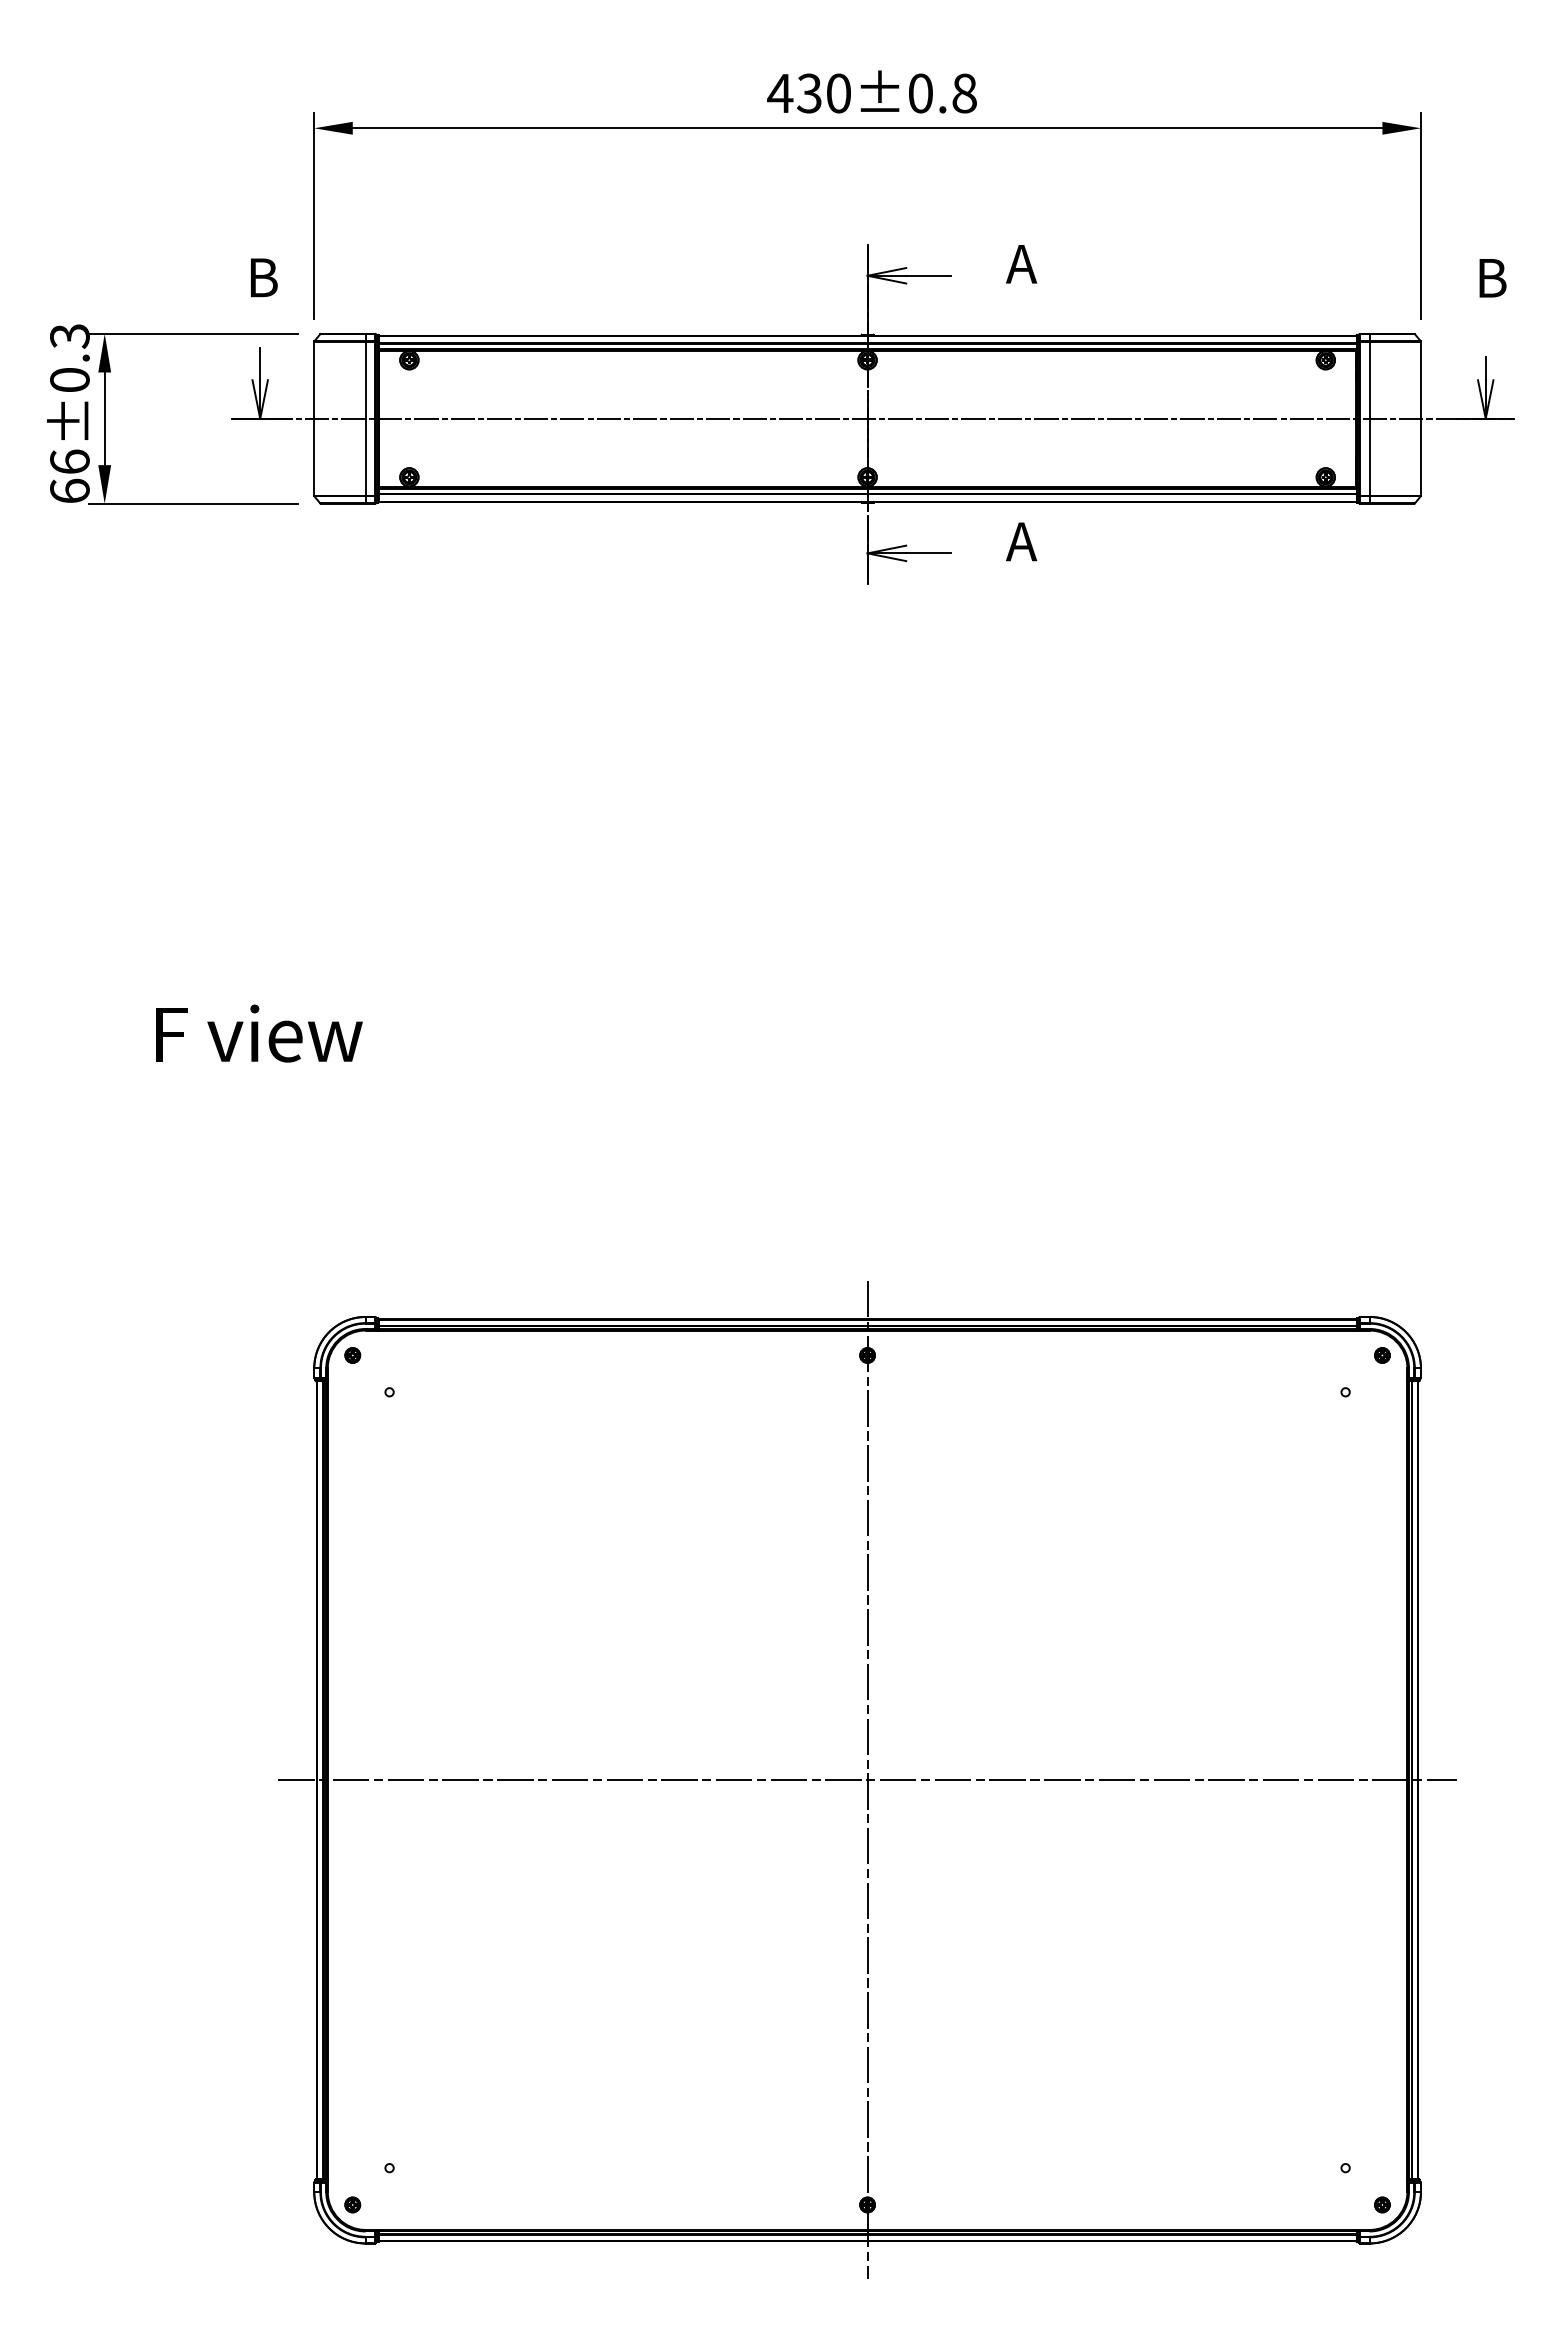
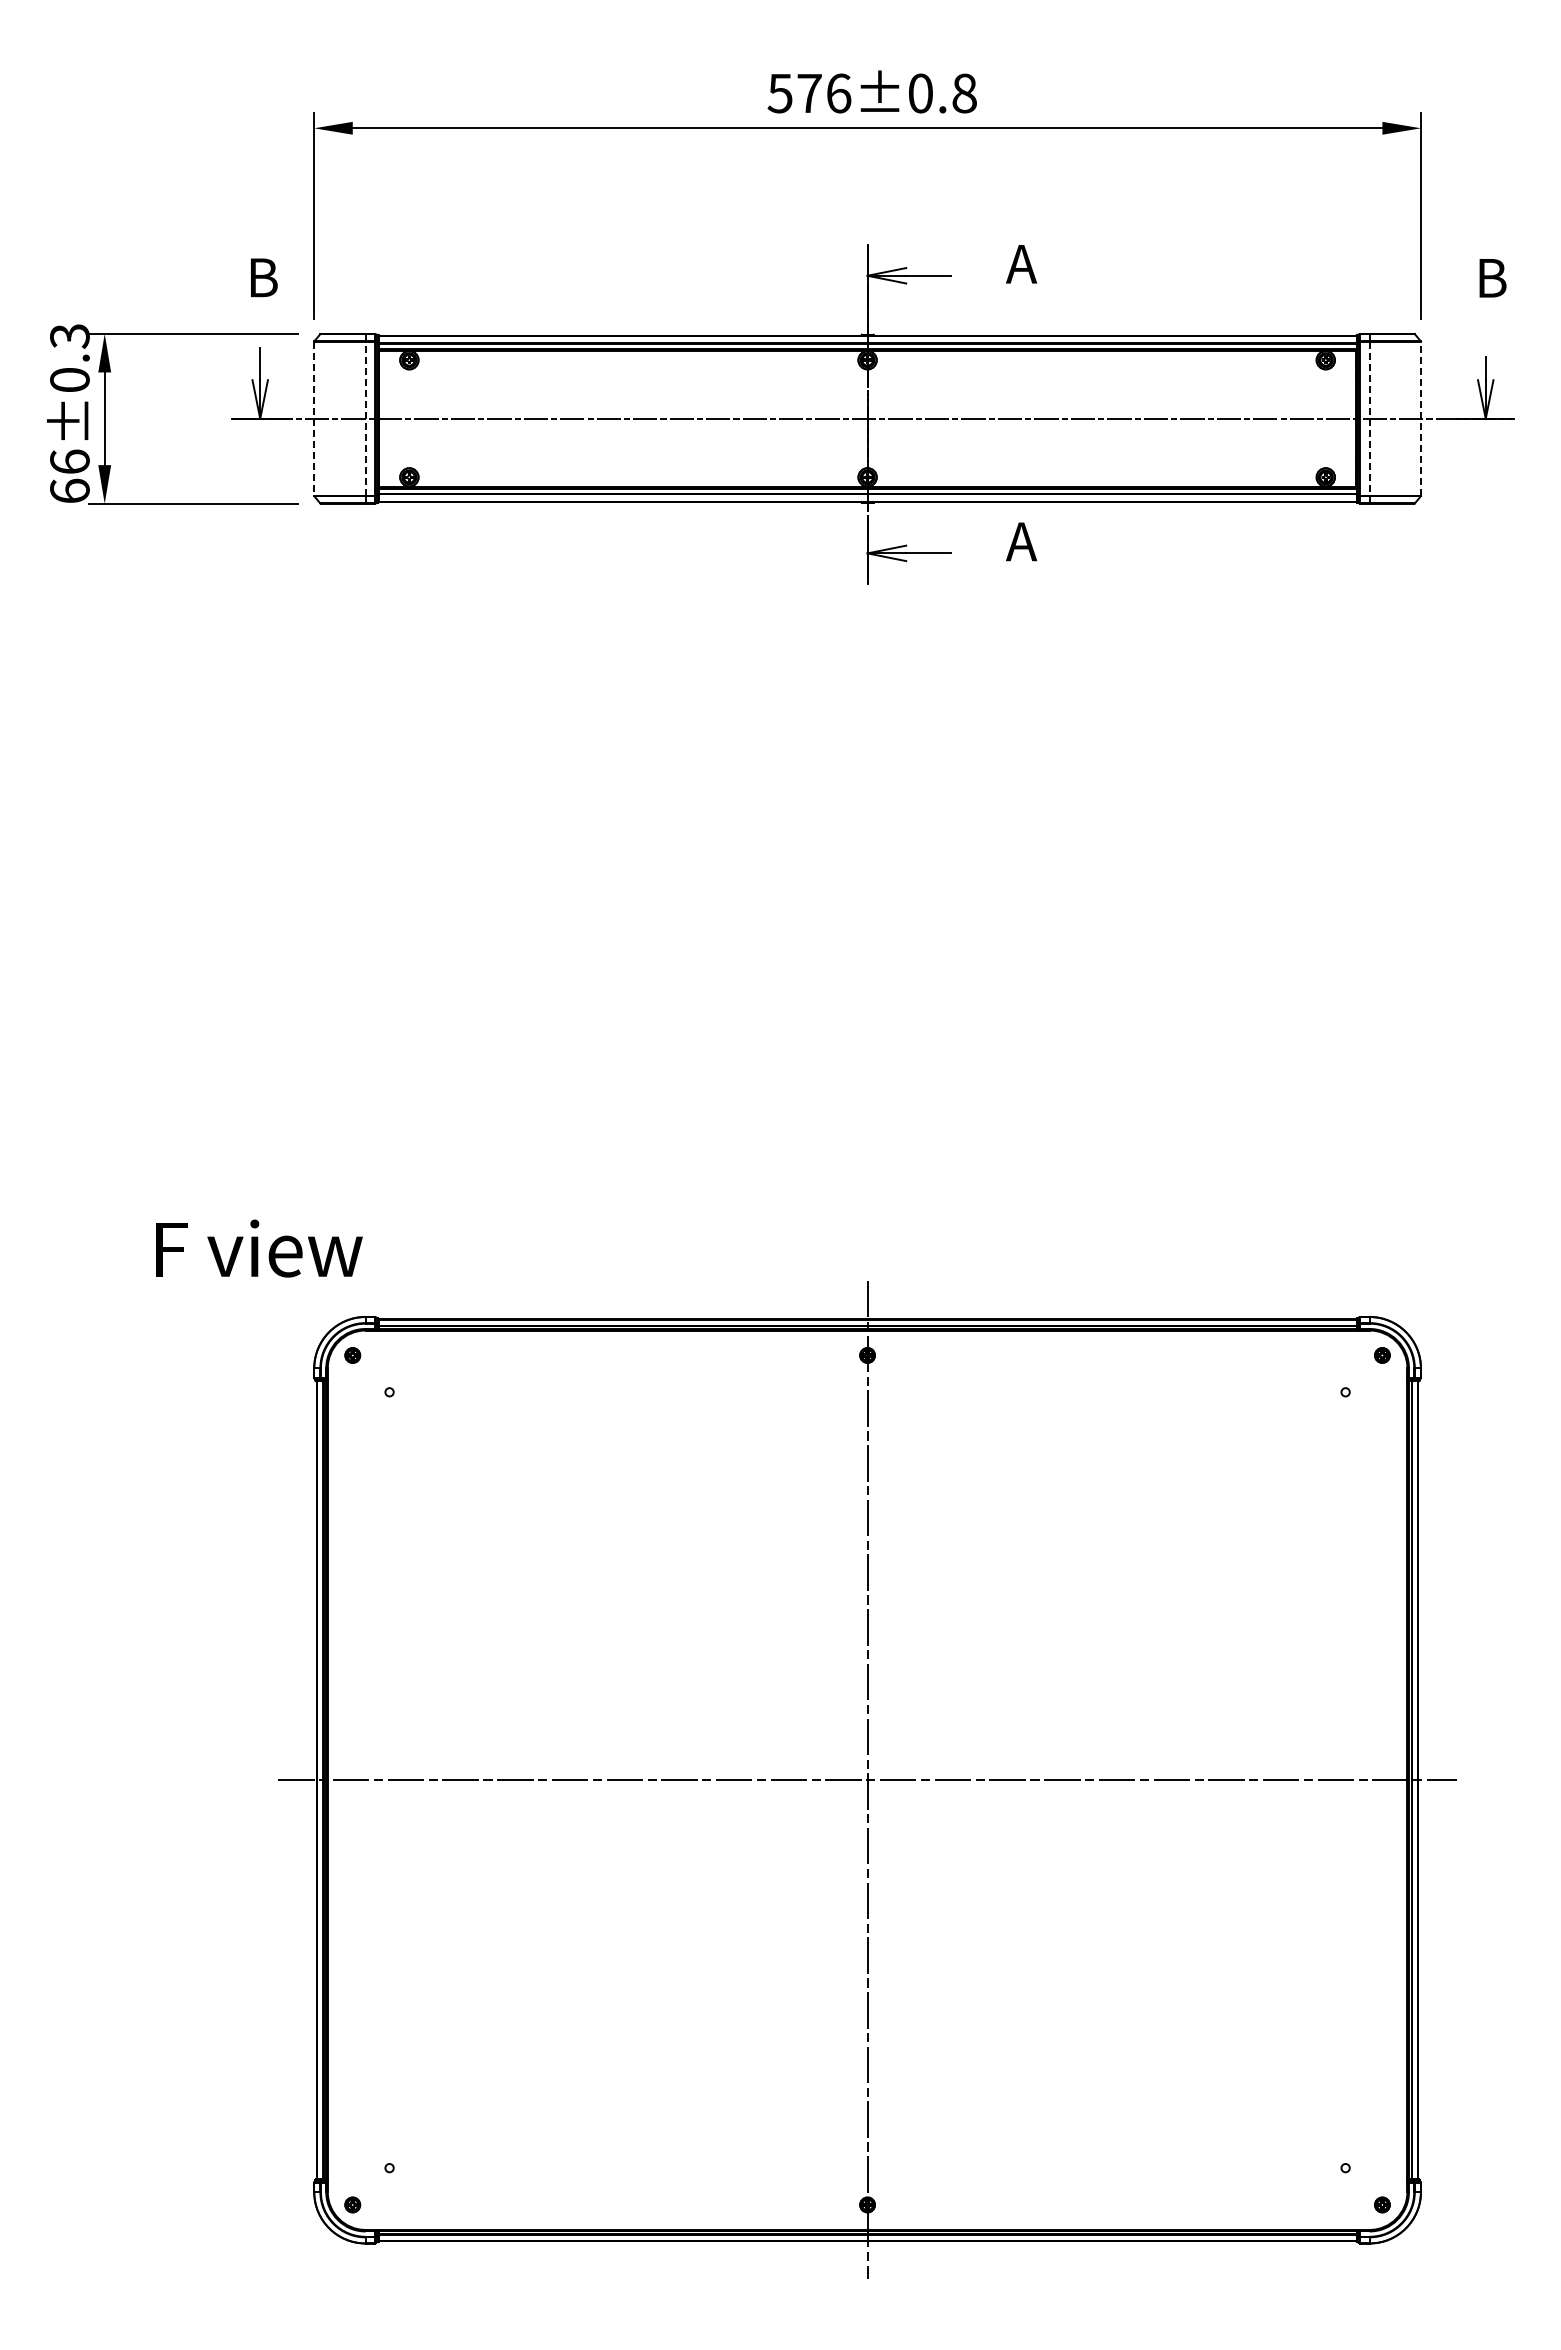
text: 430±0.8 -> 576±0.8 (809, 93)
line: solid -> dashed (314, 418)
line: solid -> dashed (365, 418)
line: solid -> dashed (1369, 418)
line: solid -> dashed (1421, 418)
text position: (259, 1033) -> (259, 1248) (259, 1248)
